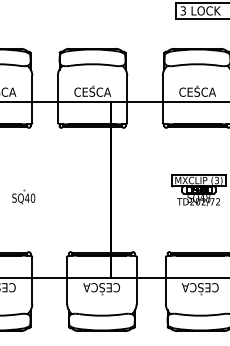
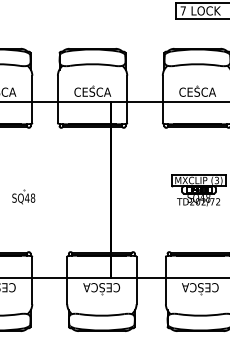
text: 3 -> 7 (182, 10)
text: SQ40 -> SQ48 (32, 198)
